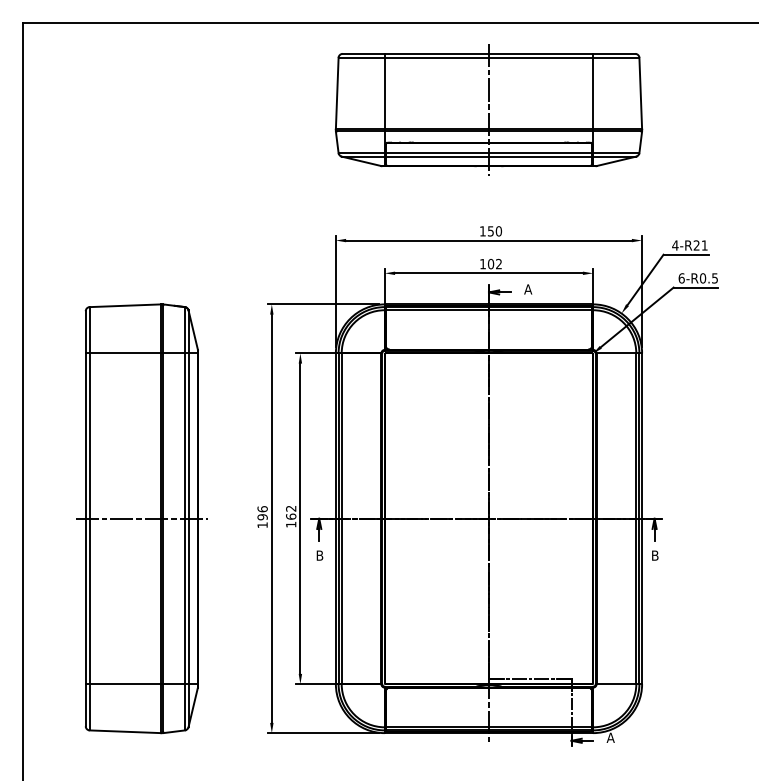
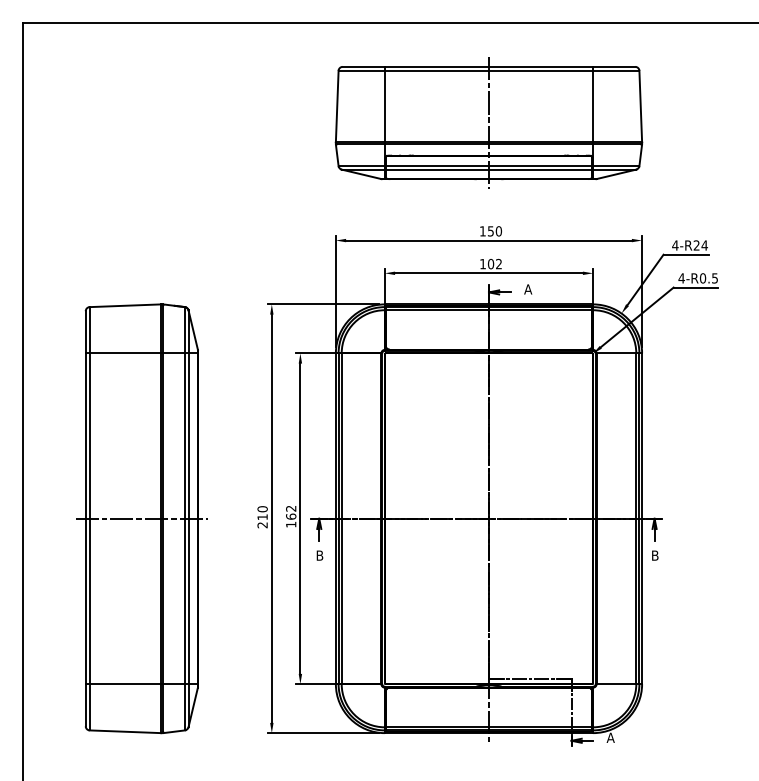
part position: (488, 109) -> (488, 122) (488, 122)
text: 4-R21 -> 4-R24 (704, 245)
text: 6-R0.5 -> 4-R0.5 (681, 278)
text: 196 -> 210 (262, 517)
